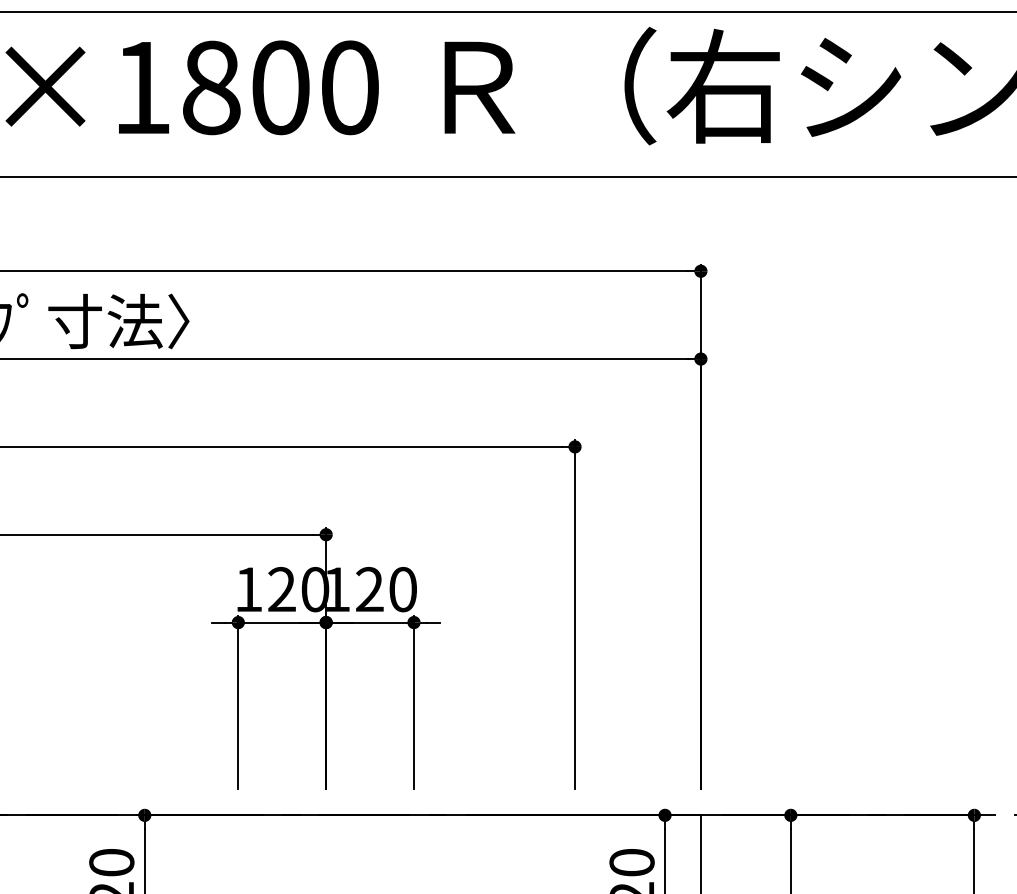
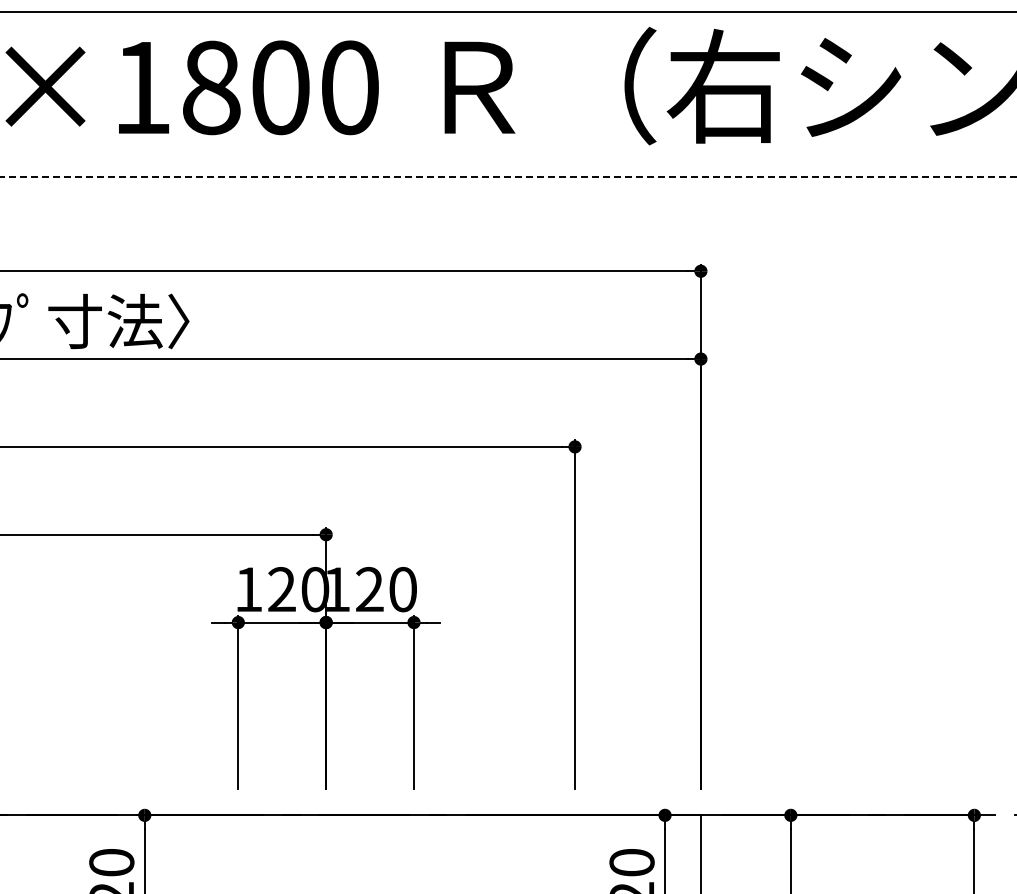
line: solid -> dashed (508, 177)
